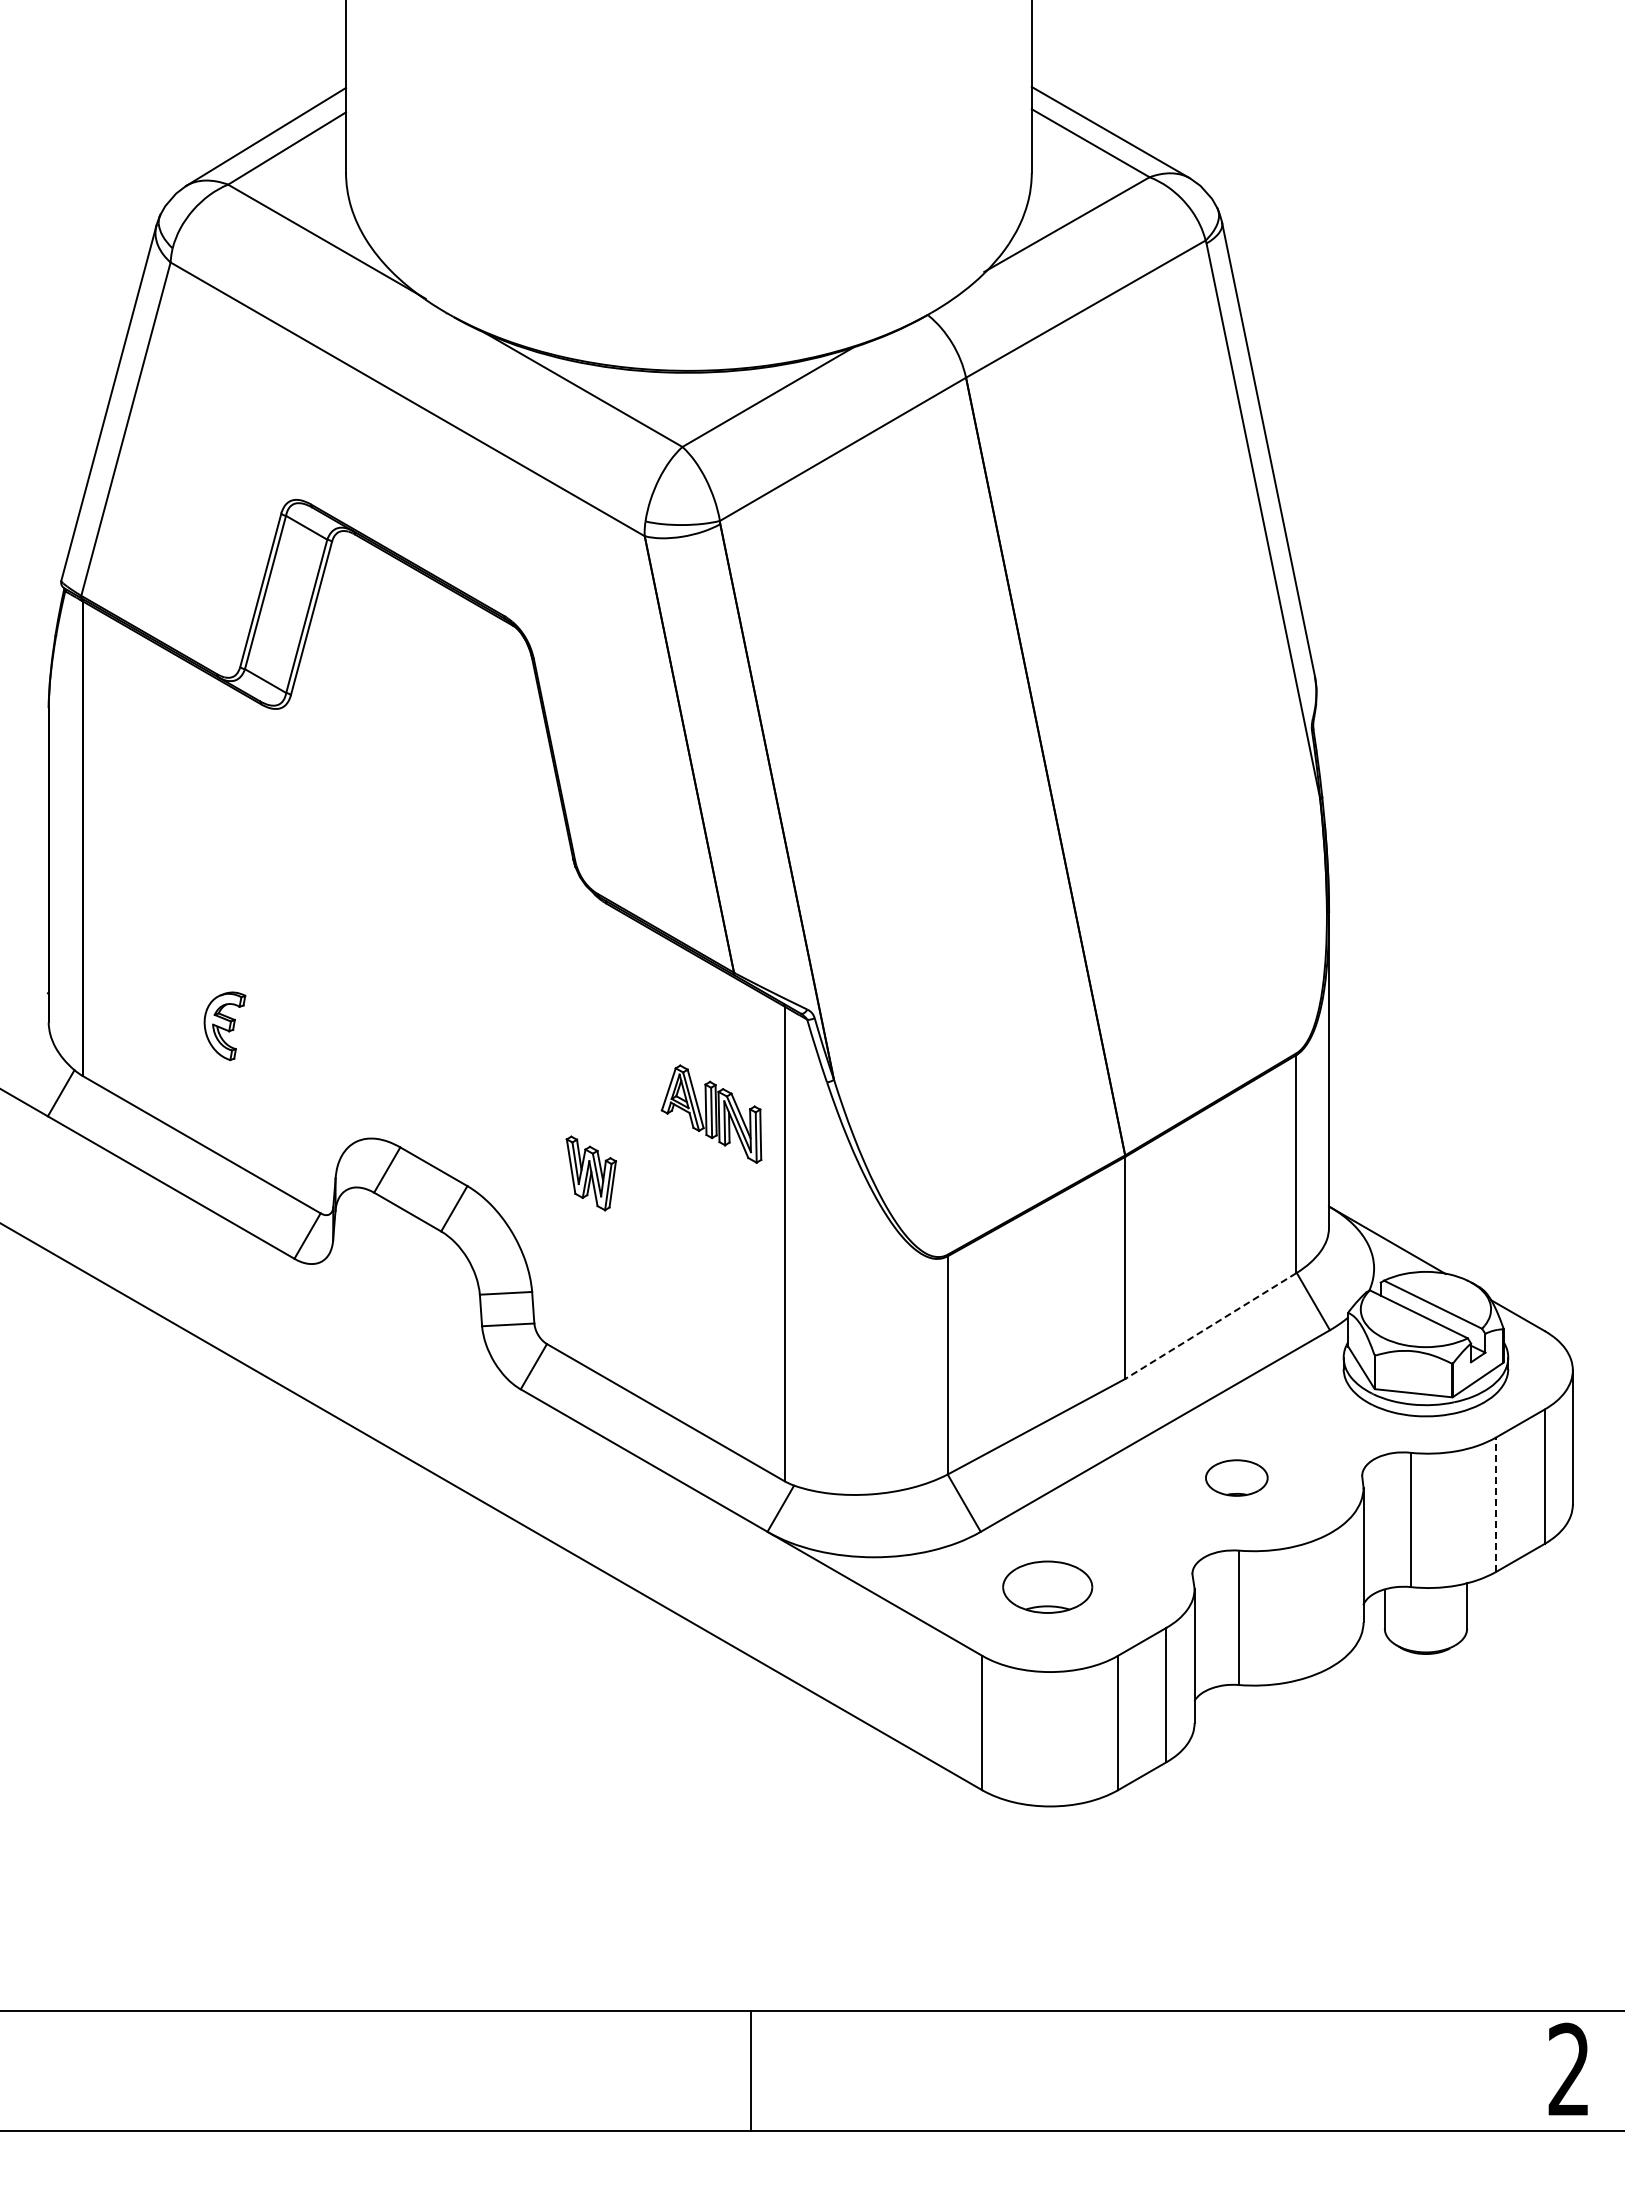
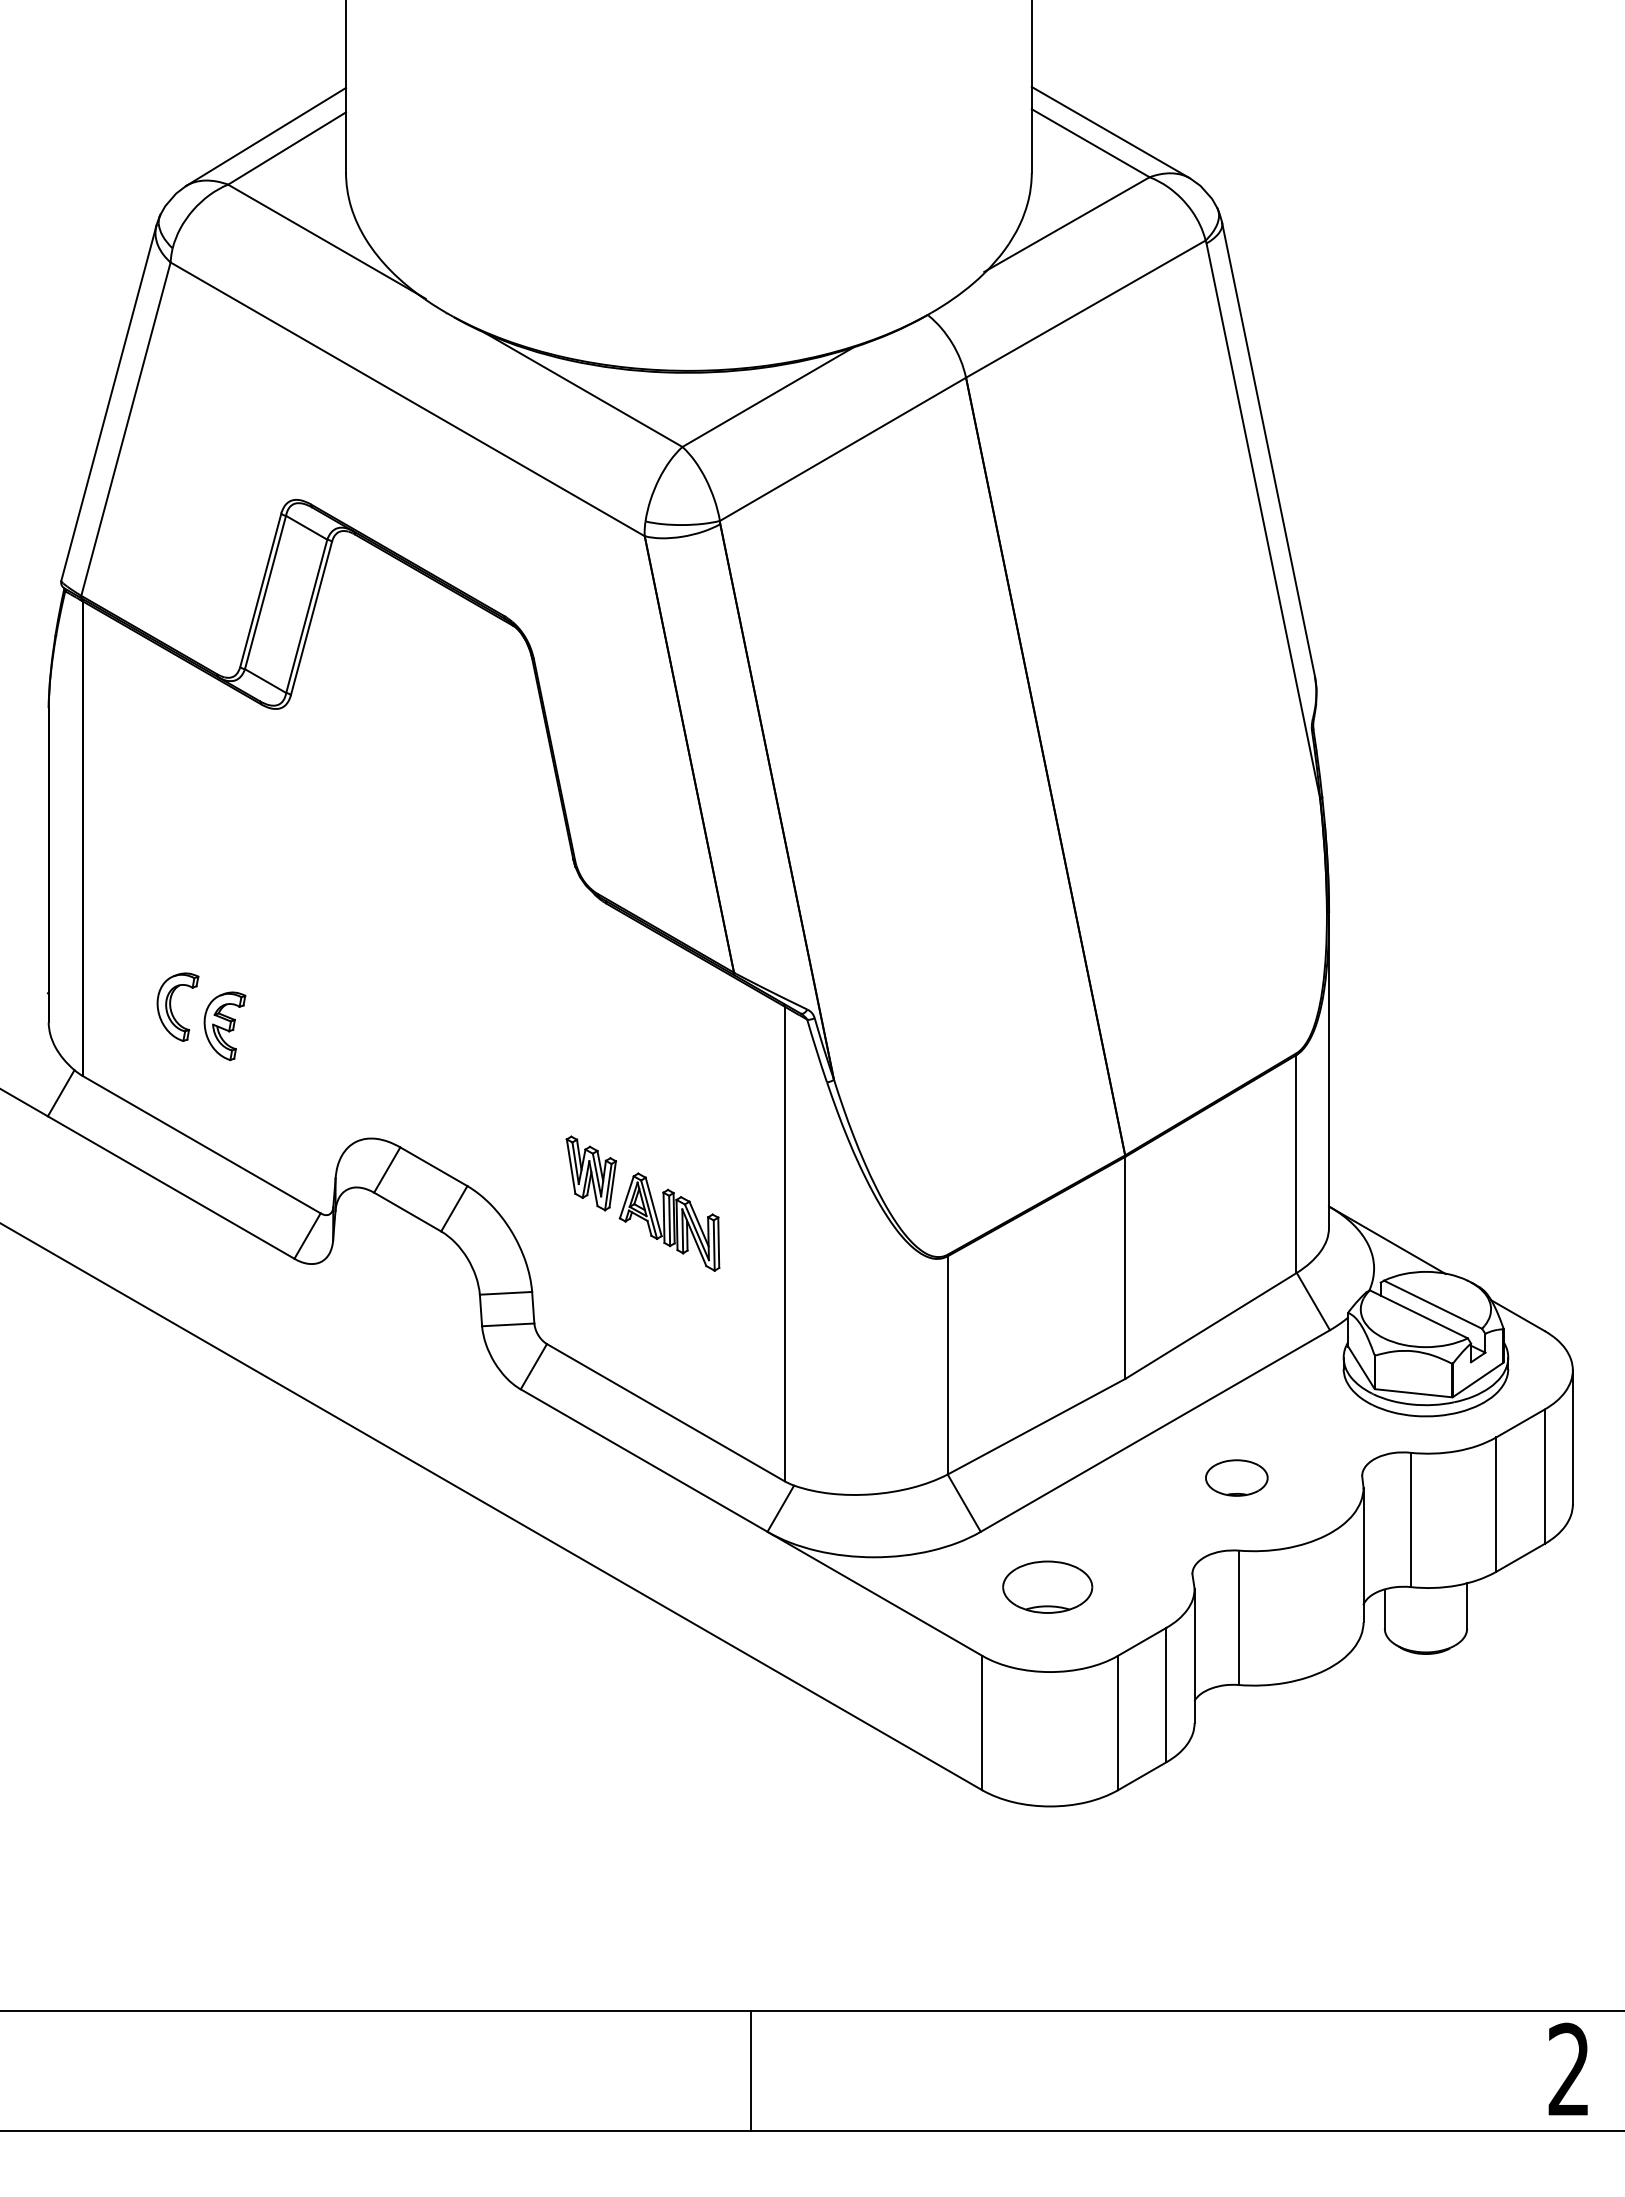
part: none -> present (177, 1006)
part position: (711, 1113) -> (669, 1221) (669, 1221)
line: dashed -> solid (1210, 1326)
line: dashed -> solid (1496, 1504)
